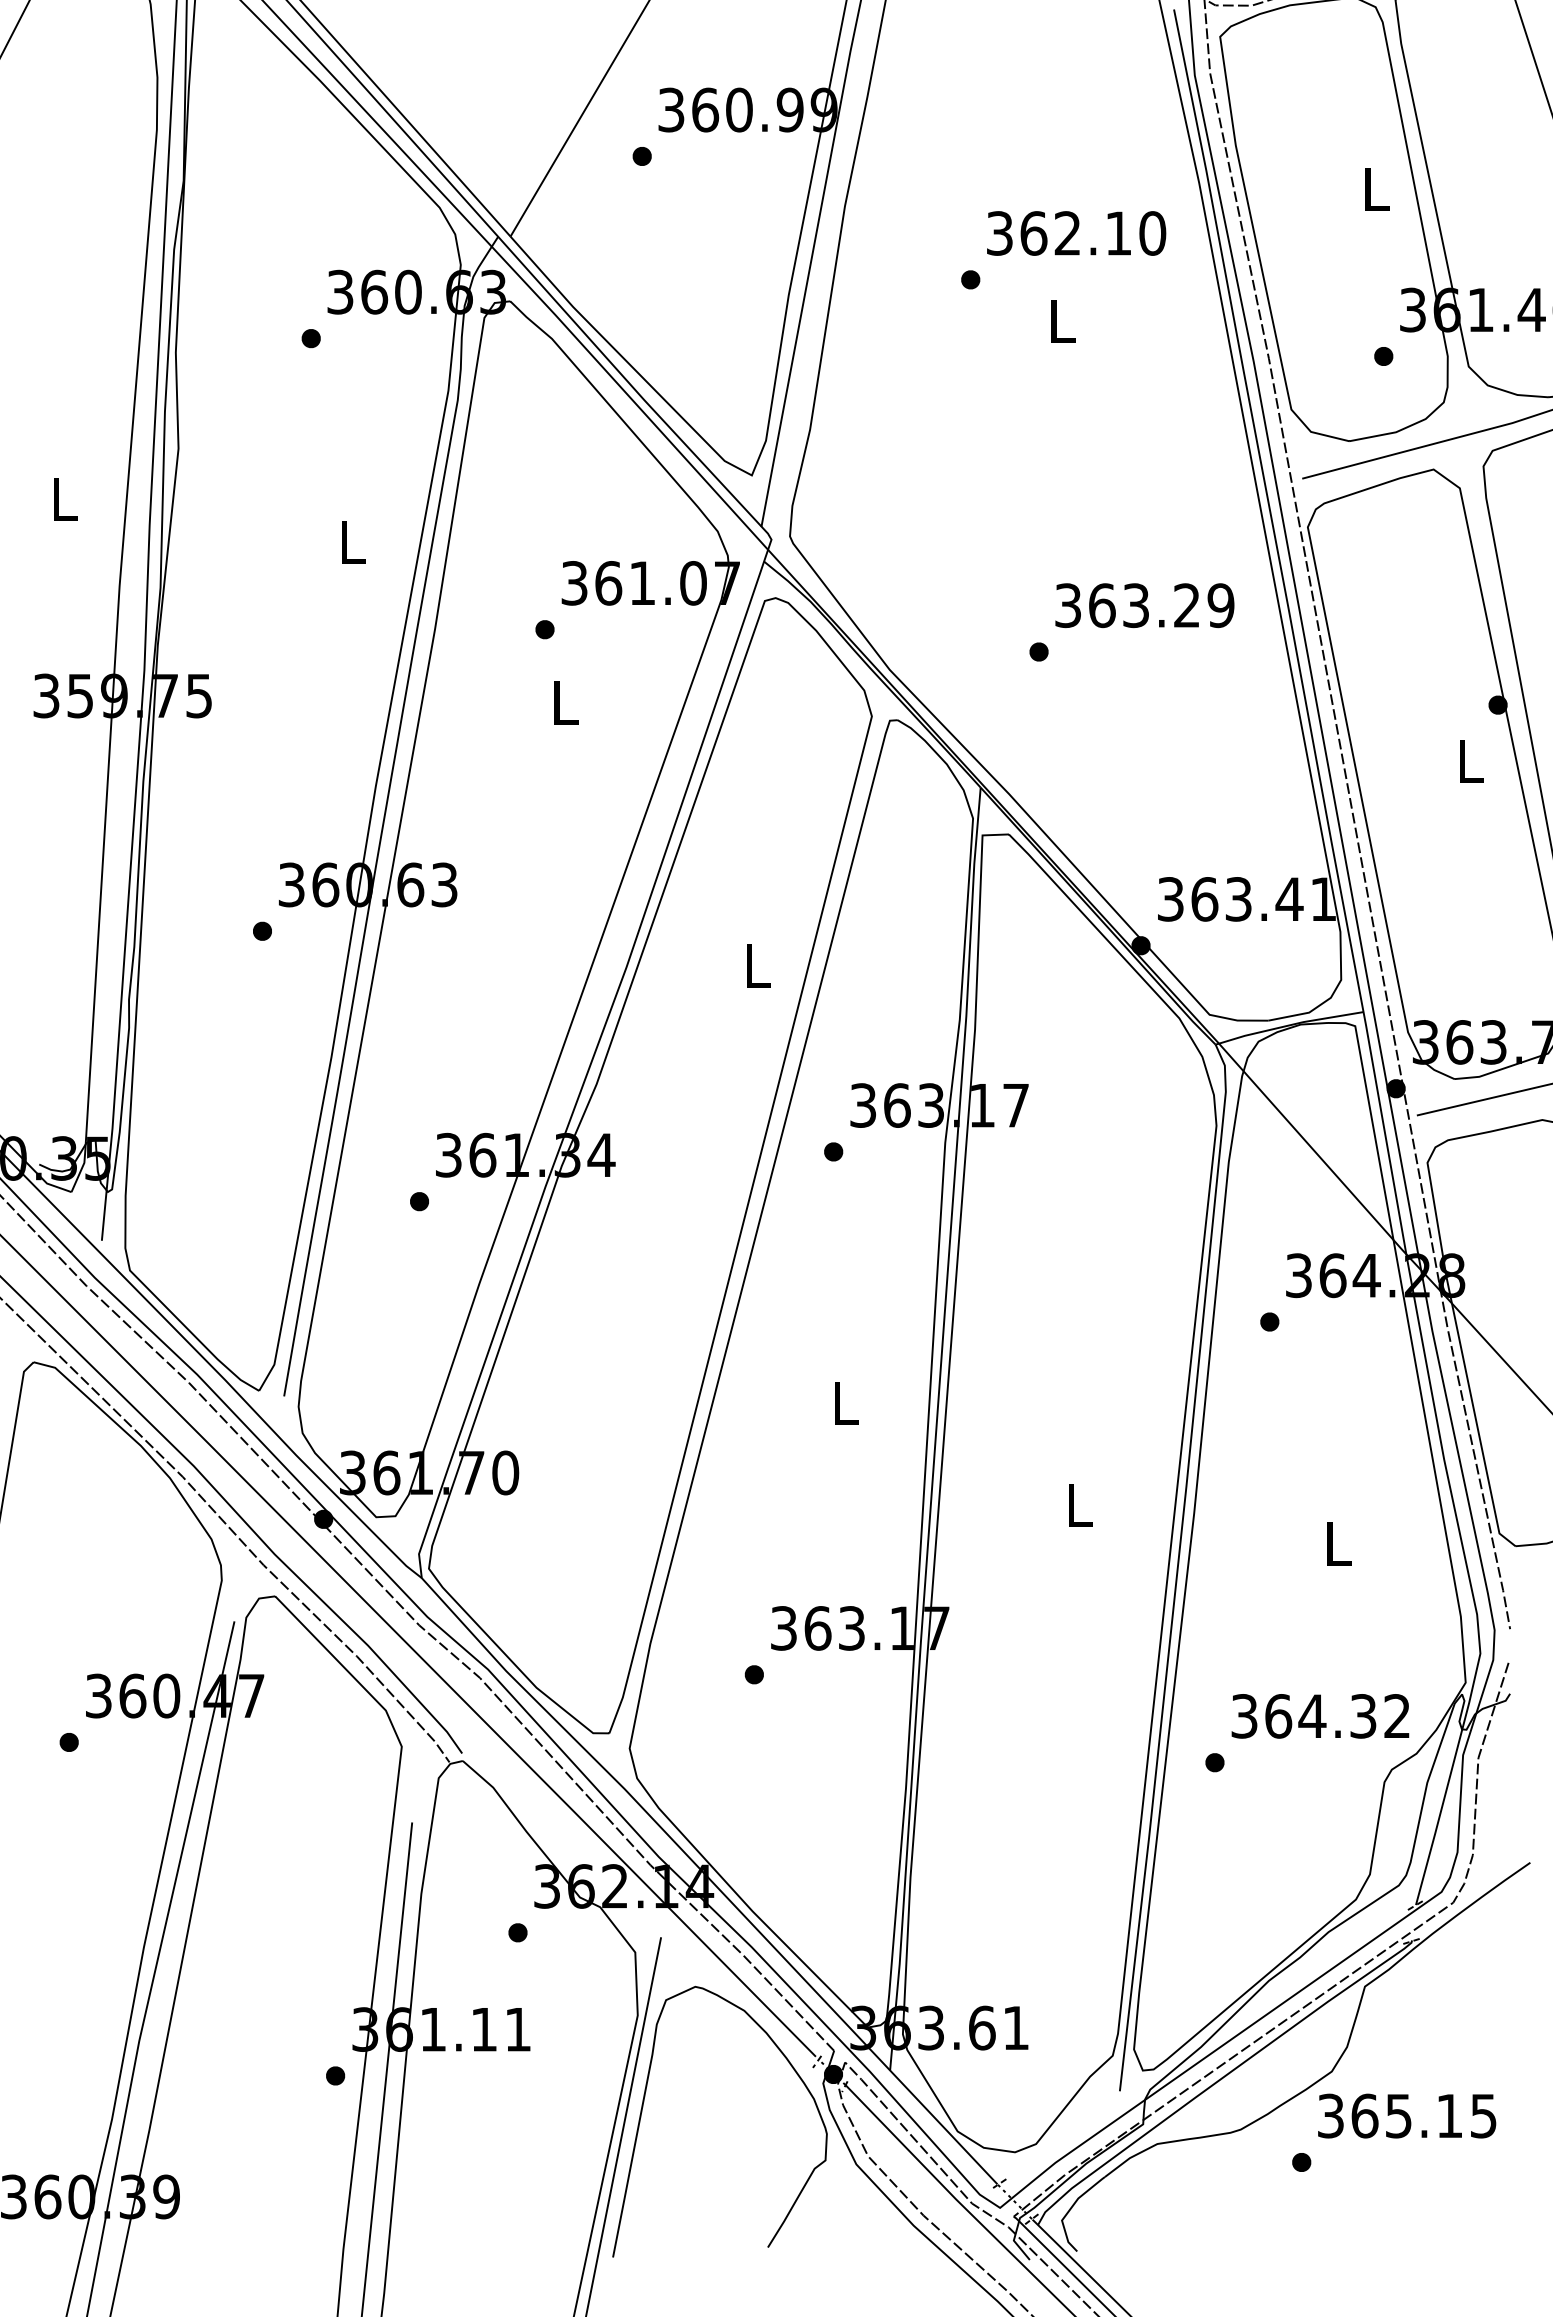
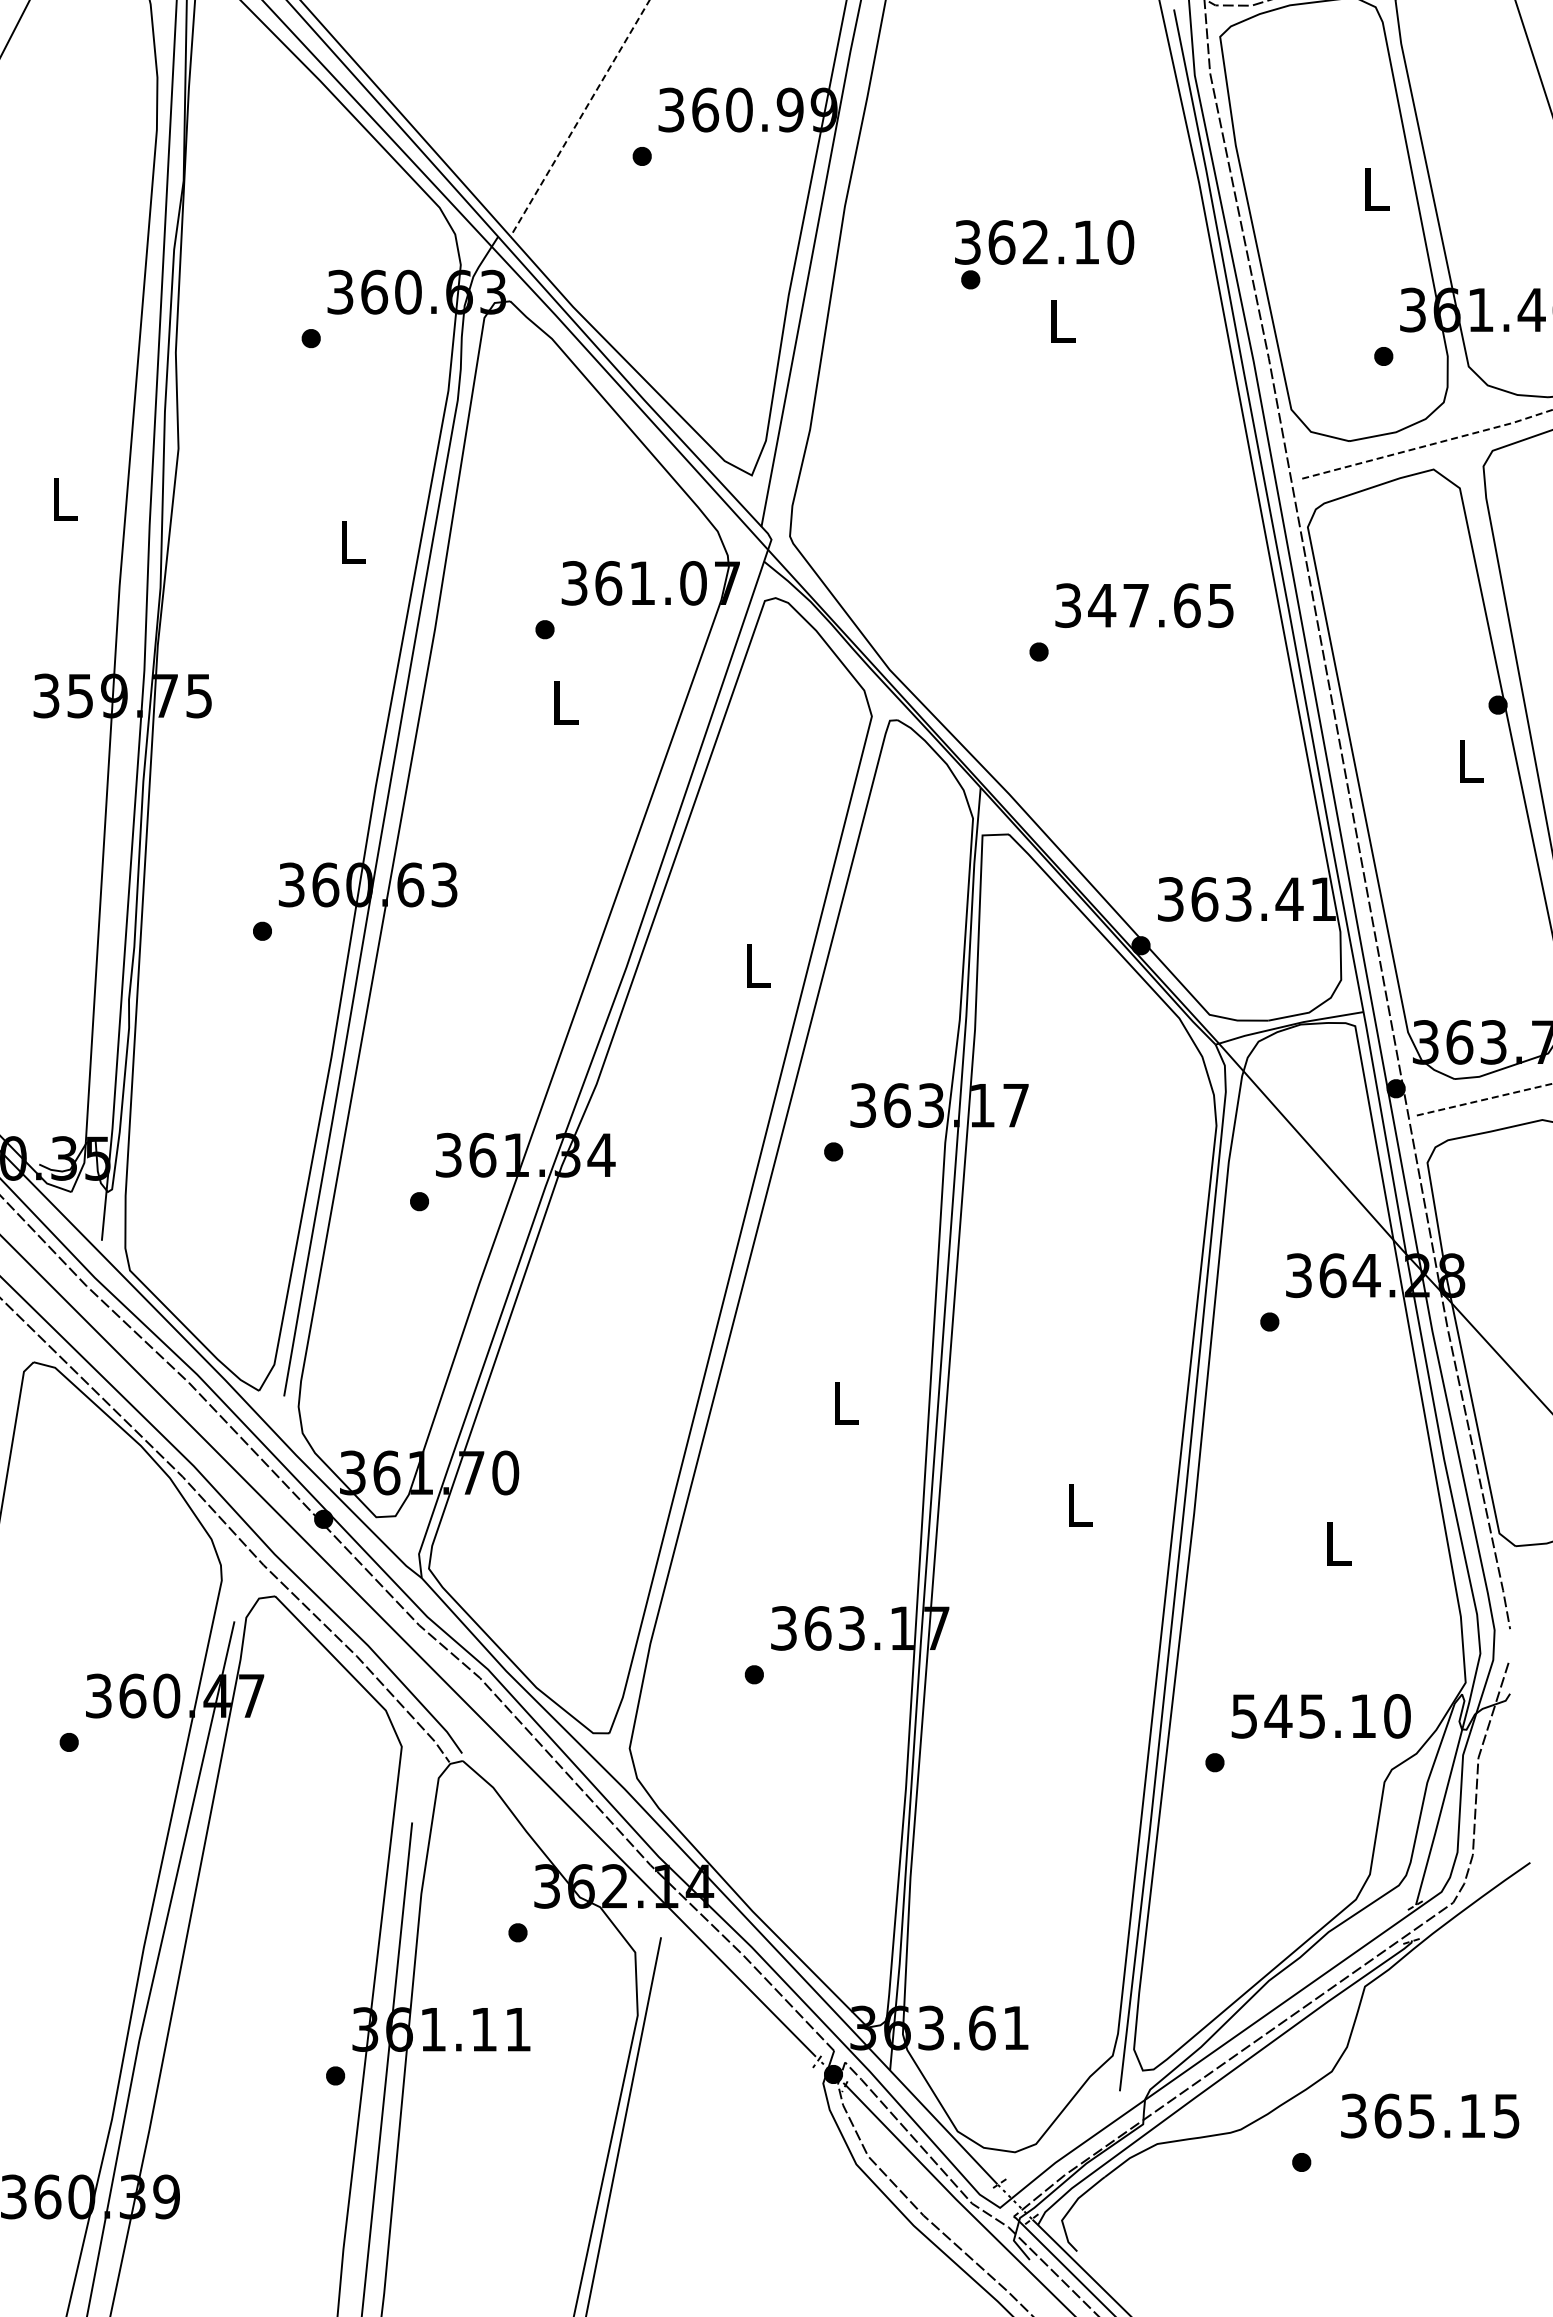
line: solid -> dashed (579, 118)
text position: (1076, 233) -> (1044, 242) (1044, 242)
line: solid -> dashed (1428, 445)
text: 363.29 -> 347.65 (1161, 605)
line: solid -> dashed (1484, 1099)
text: 364.32 -> 545.10 (1321, 1716)
curve: present -> none (643, 2107)
text position: (1407, 2115) -> (1430, 2115) (1430, 2115)
